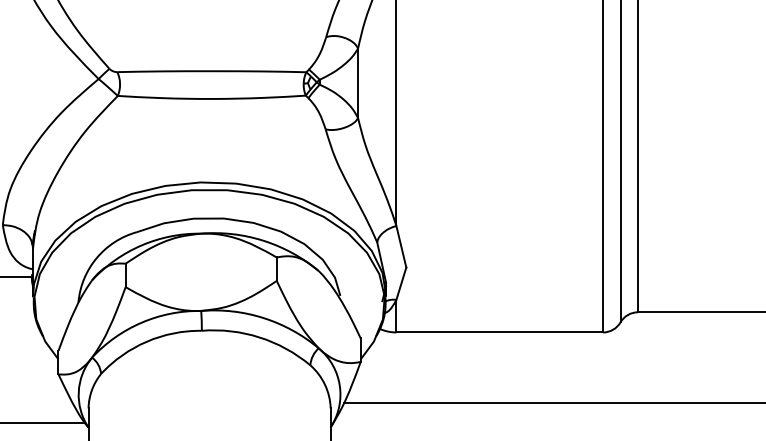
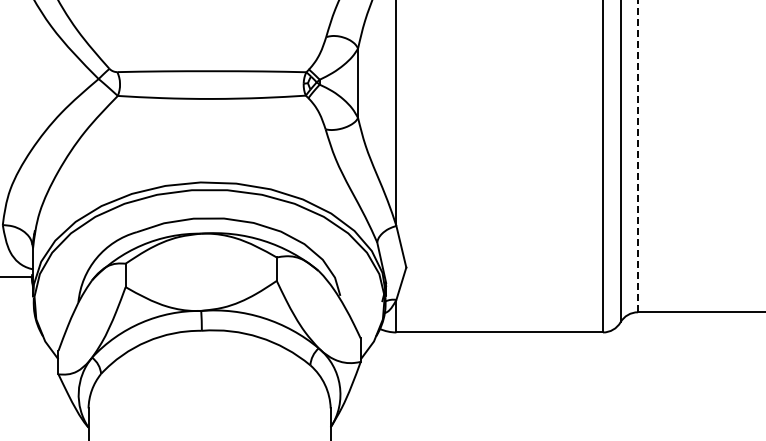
line: solid -> dashed (638, 156)
line: present -> none (552, 403)
line: present -> none (43, 422)
